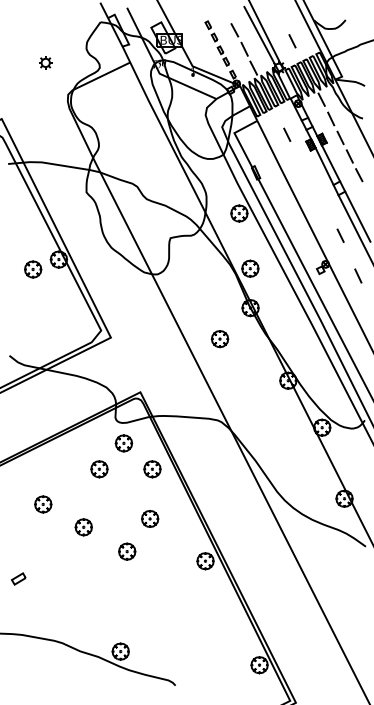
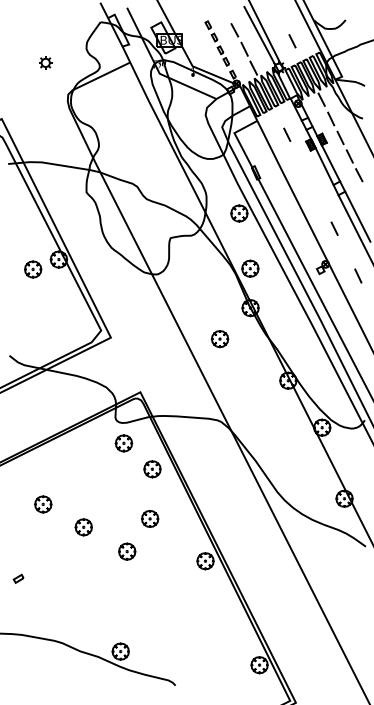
line position: (340, 235) -> (334, 228) (334, 228)
part: present -> none (99, 469)
part size: 17x14 px -> 13x11 px (18, 578)
